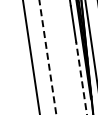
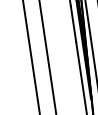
line: dashed -> solid (47, 57)
line: dashed -> solid (81, 77)
